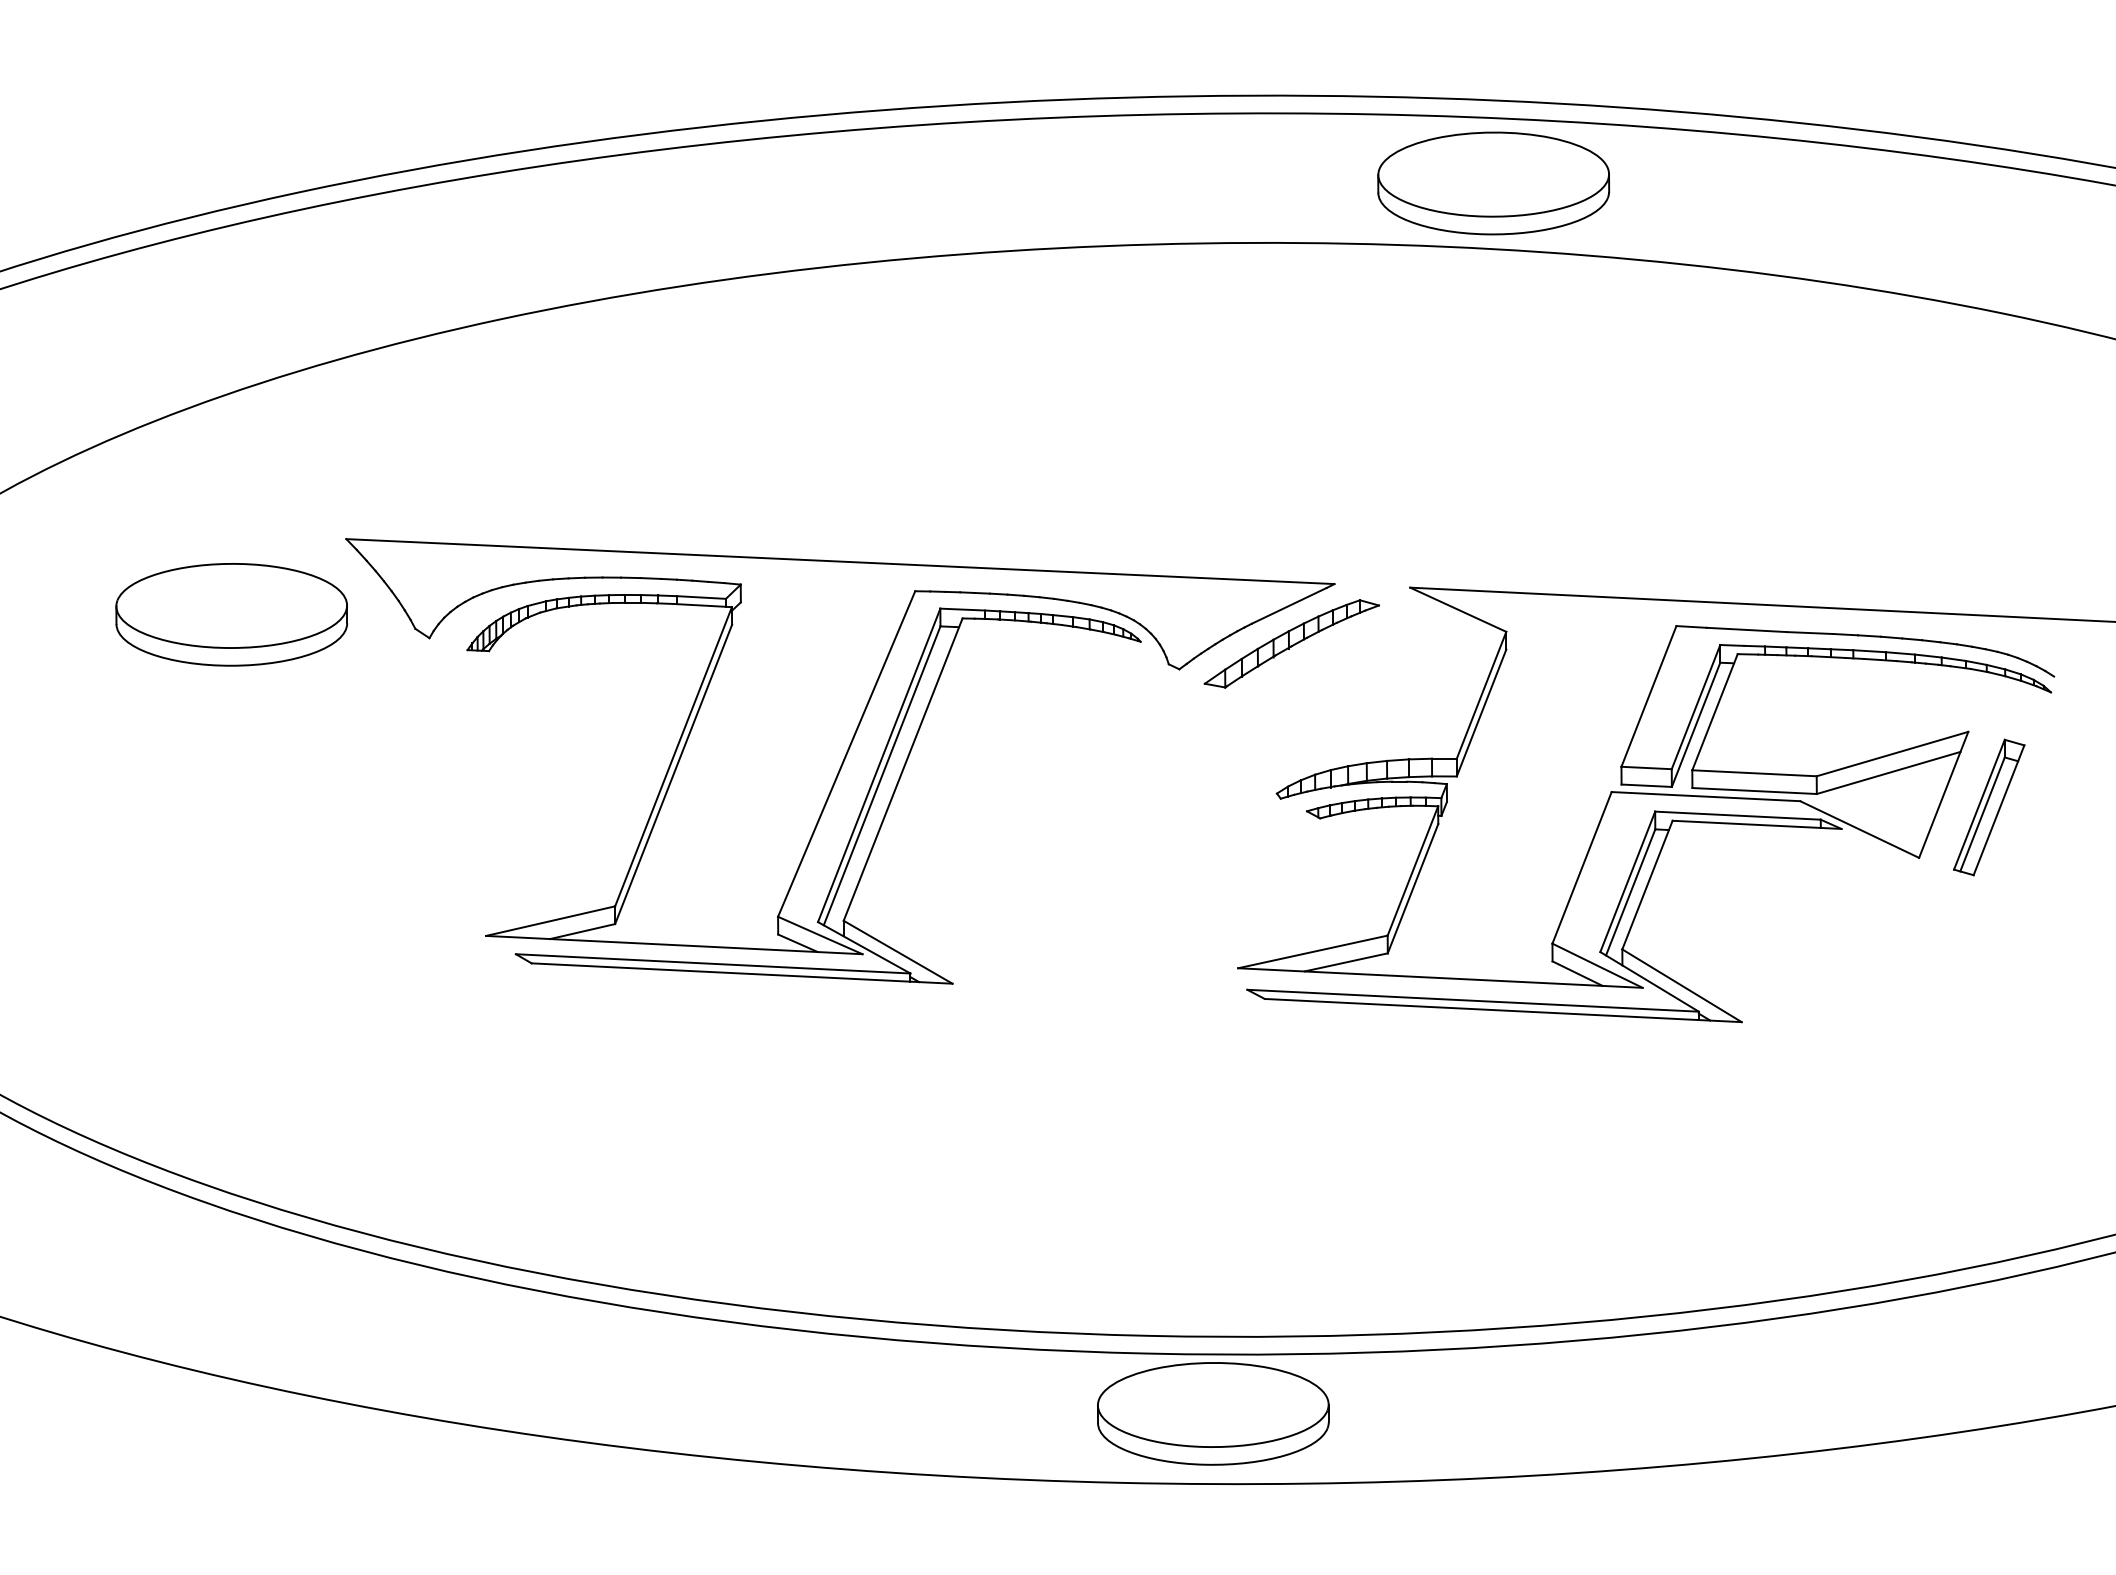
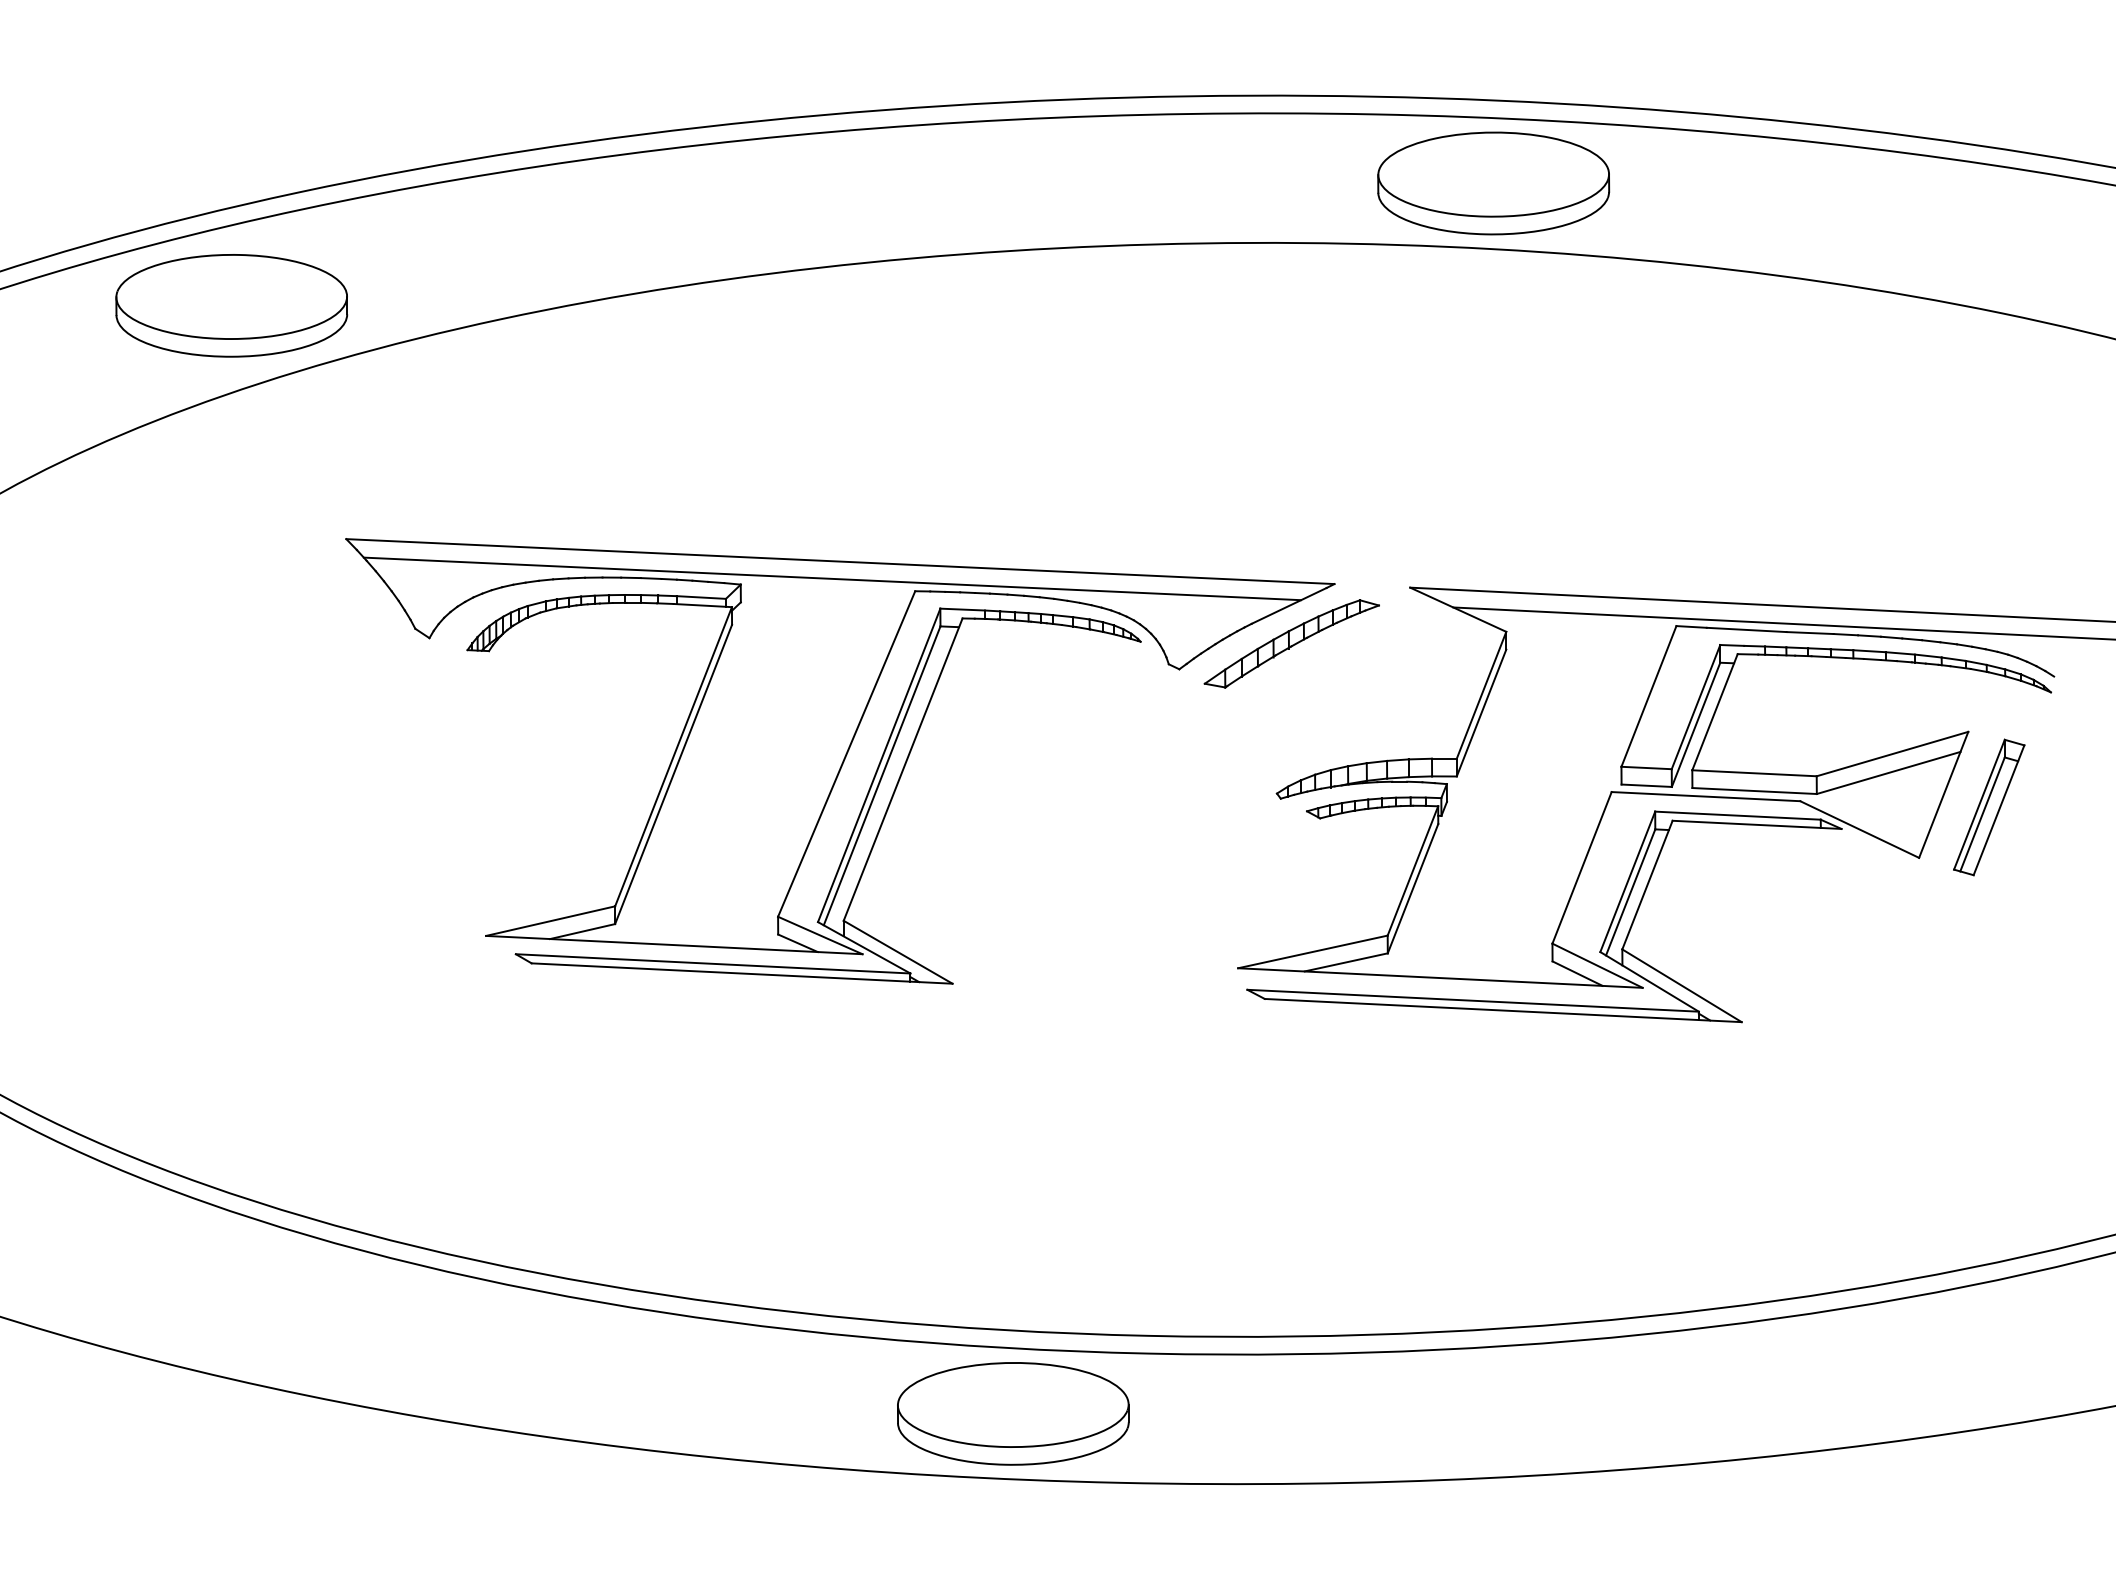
line: none -> present (832, 578)
part position: (231, 614) -> (231, 305) (231, 305)
line: none -> present (1782, 623)
part position: (1213, 1413) -> (1013, 1413) (1013, 1413)
